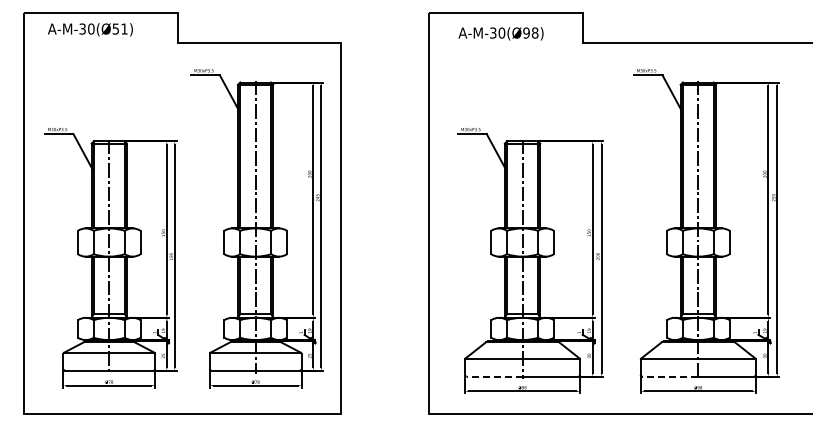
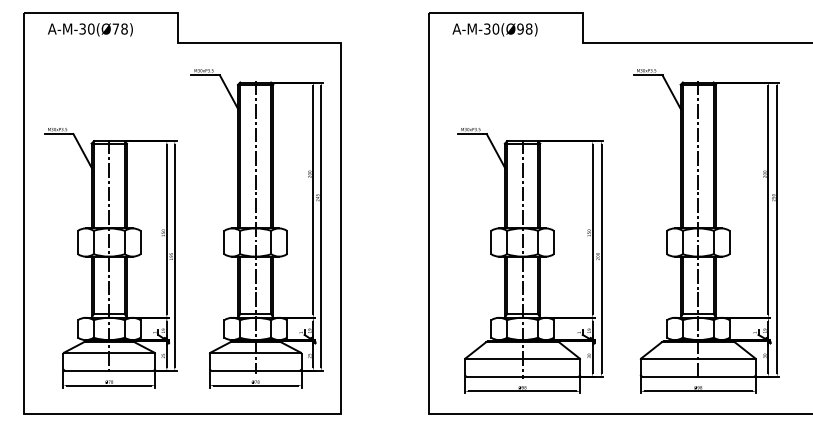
text: A-M-30(Ø51) -> A-M-30(Ø78) (119, 28)
text position: (500, 33) -> (494, 29) (494, 29)
line: dashed -> solid (494, 376)
line: dashed -> solid (670, 376)
